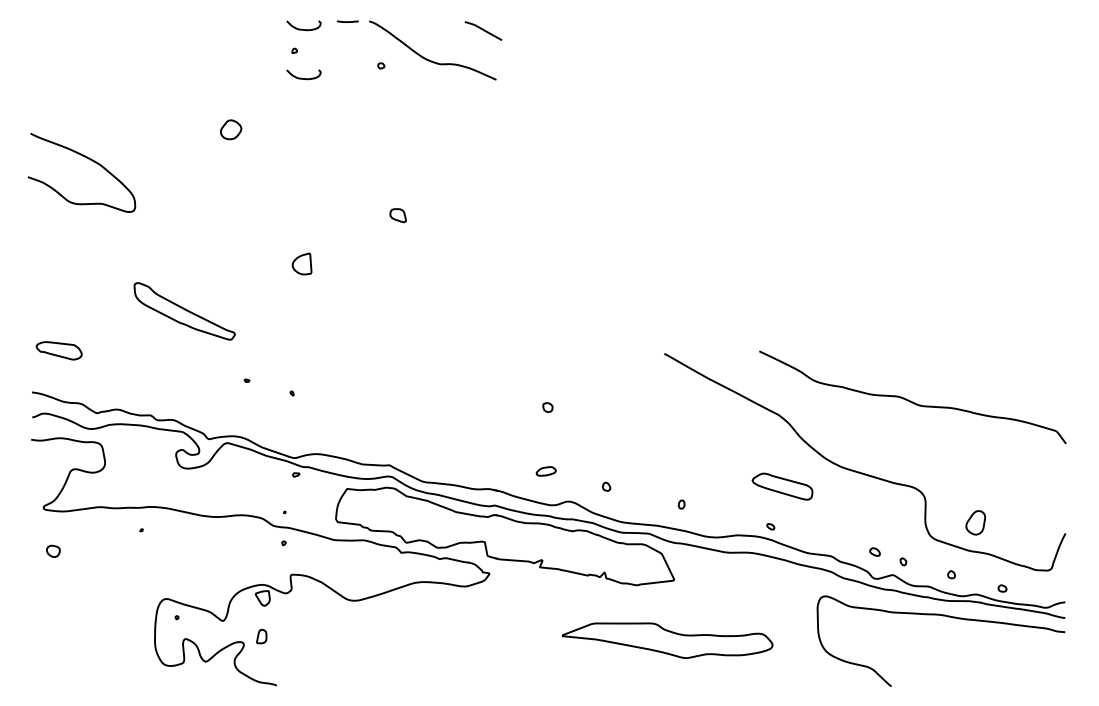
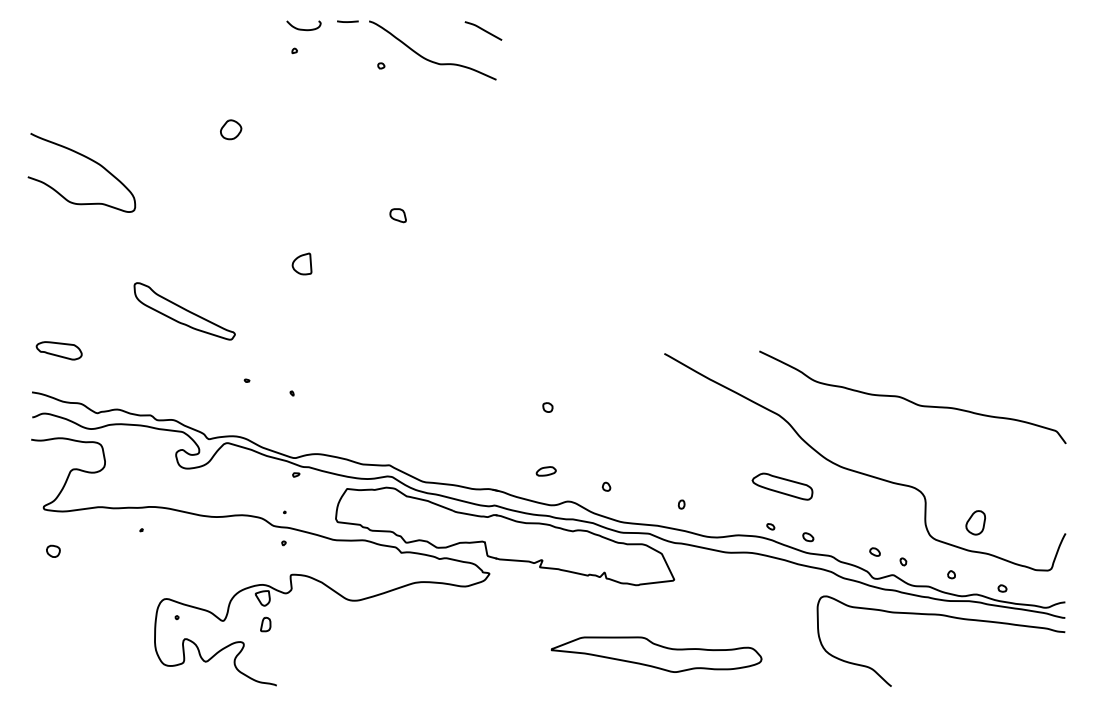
curve: present -> none (301, 77)
part: none -> present (808, 537)
part position: (261, 636) -> (265, 624) (265, 624)
part position: (667, 640) -> (656, 654) (656, 654)
